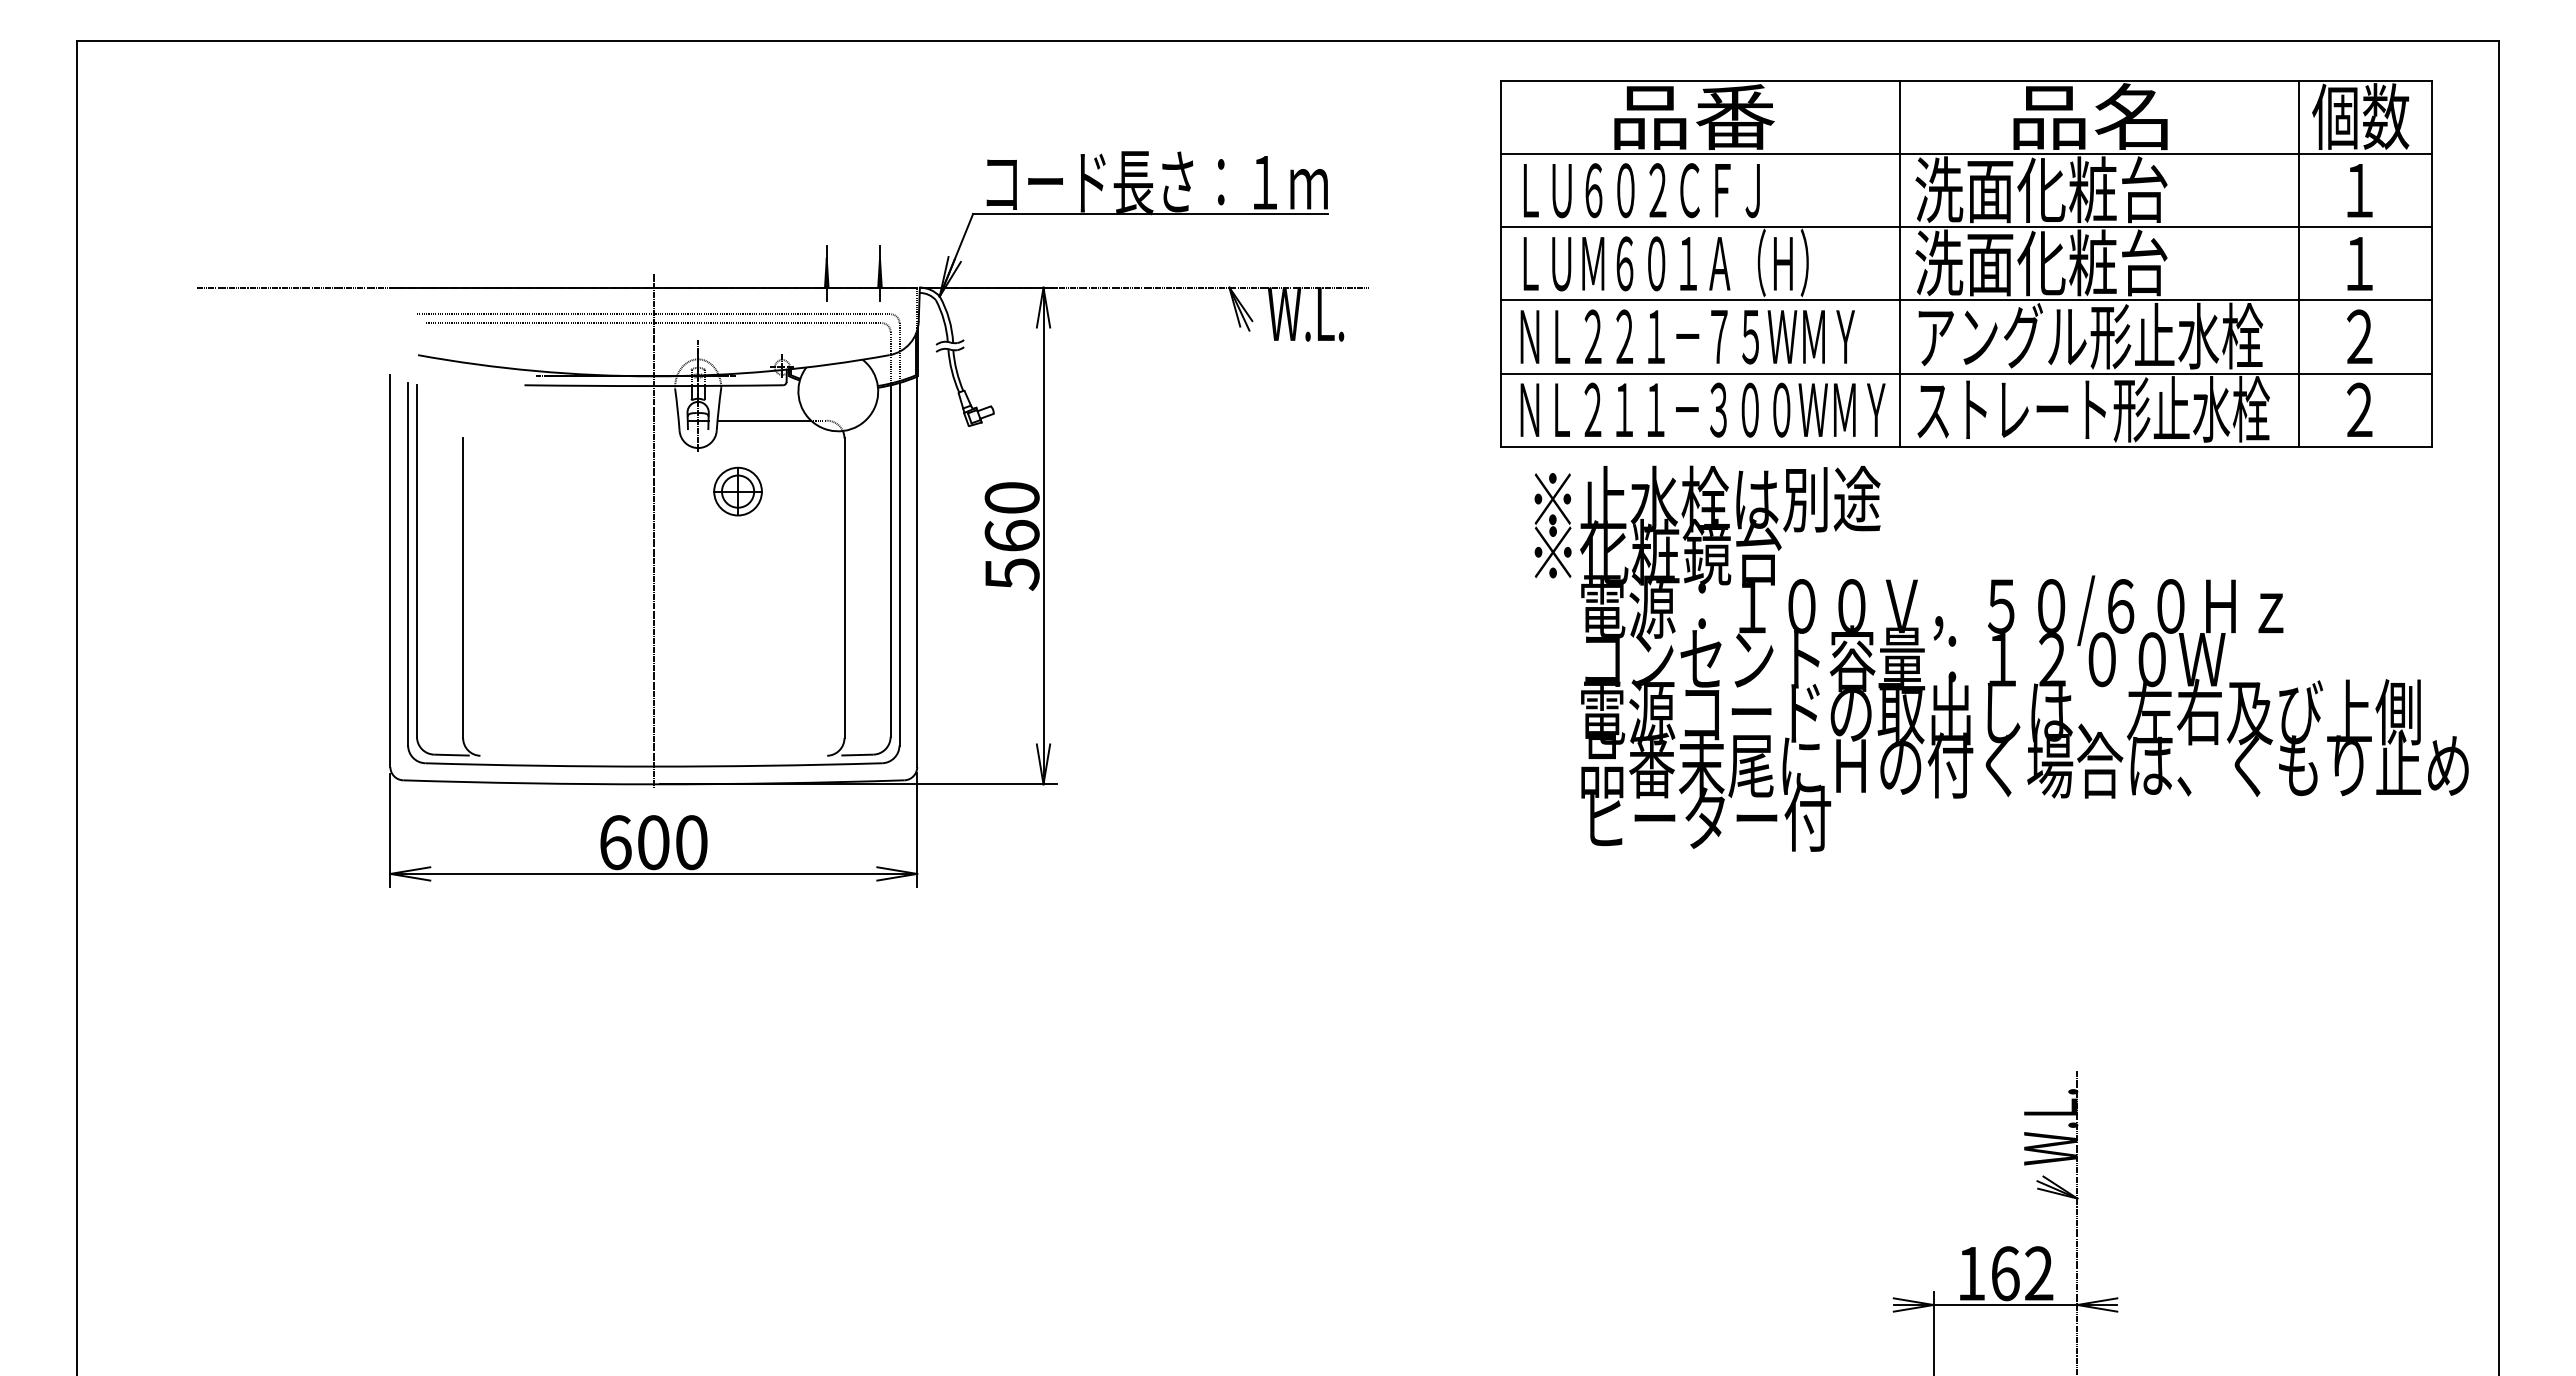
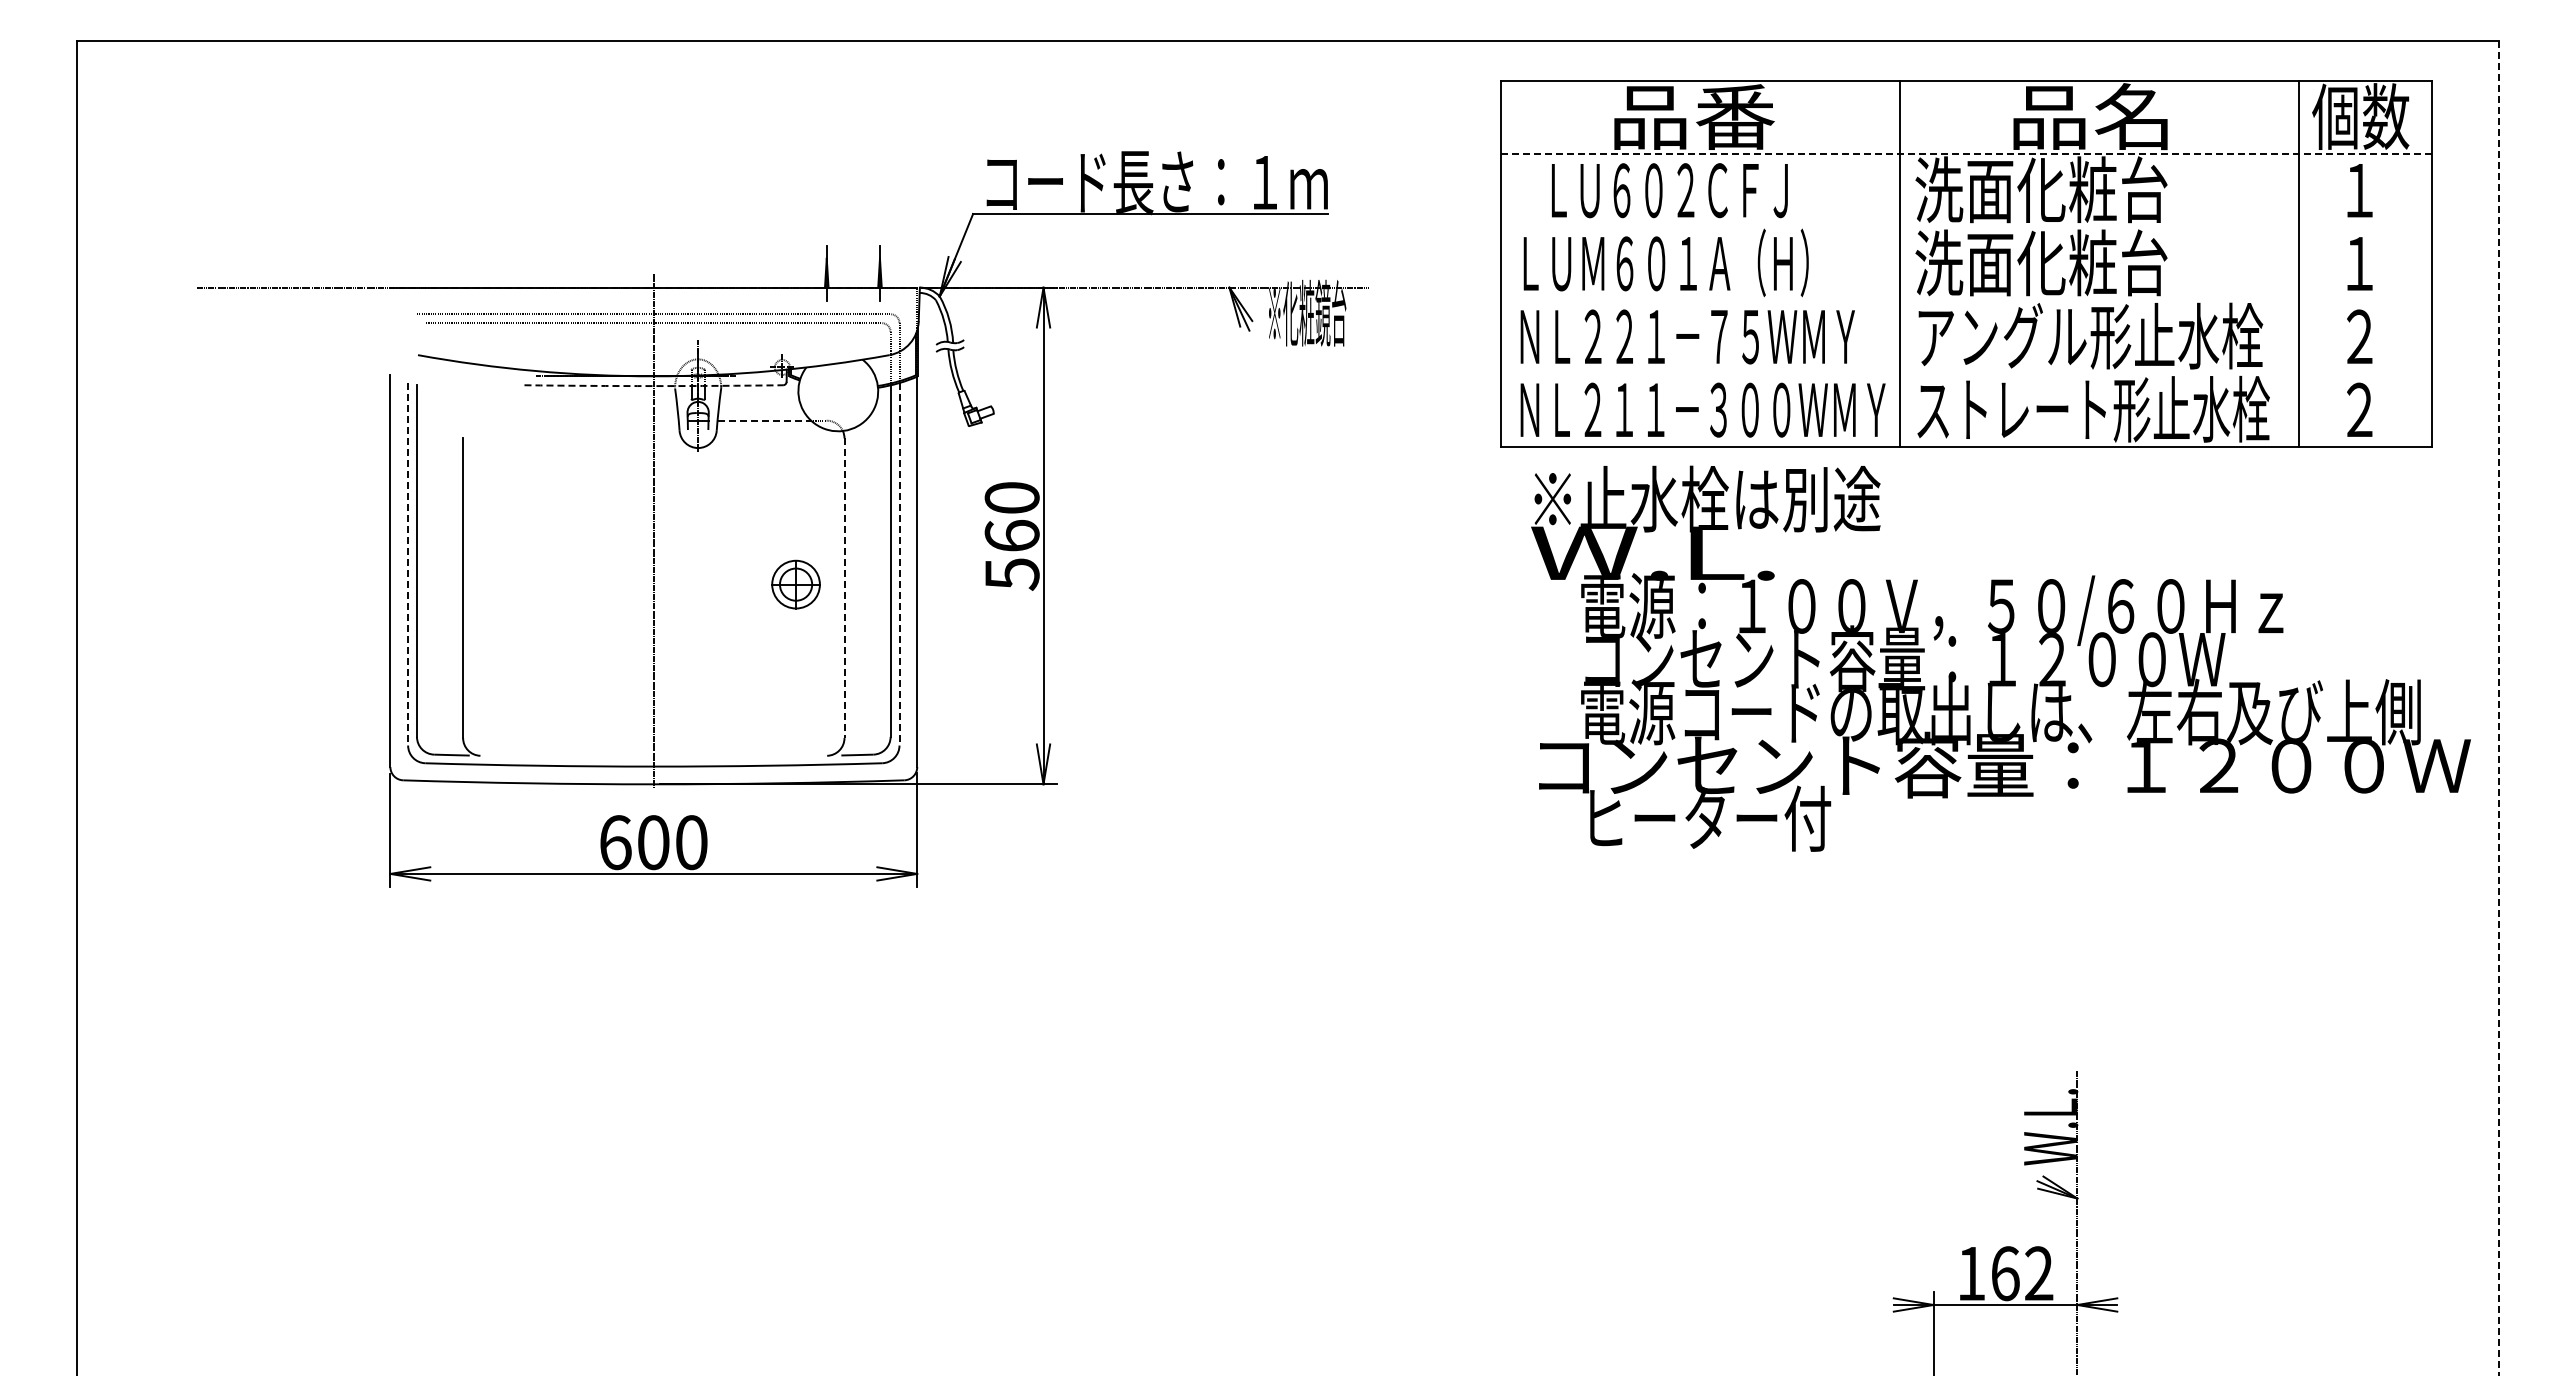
line: solid -> dashed (1966, 154)
text position: (1641, 190) -> (1669, 190) (1669, 190)
line: present -> none (1966, 227)
line: present -> none (1966, 300)
text: W.L. -> ※化粧鏡台 (1307, 312)
line: present -> none (1966, 373)
arc: solid -> dashed (653, 386)
line: solid -> dashed (764, 420)
part position: (737, 491) -> (795, 584) (795, 584)
text: ※化粧鏡台 -> W.L. (1656, 551)
line: solid -> dashed (408, 564)
line: solid -> dashed (899, 564)
line: solid -> dashed (844, 588)
line: solid -> dashed (2498, 708)
text: 品番末尾にＨの付く場合は、くもり止め -> コンセント容量：１２００Ｗ (2004, 764)
